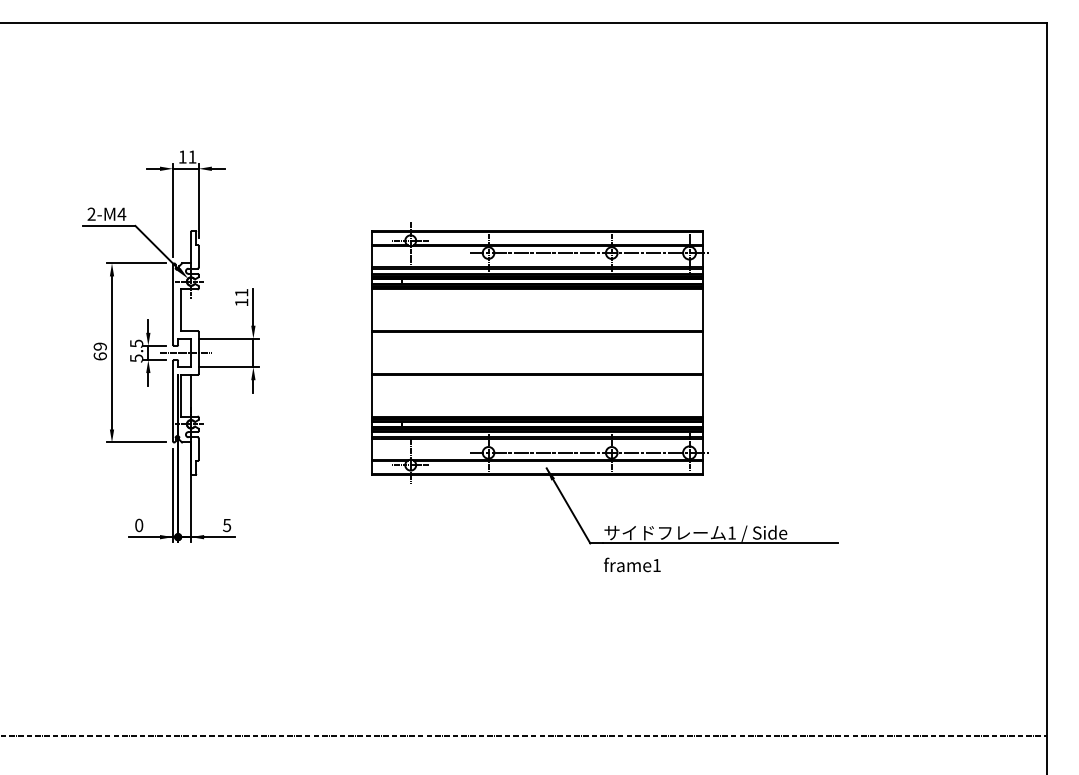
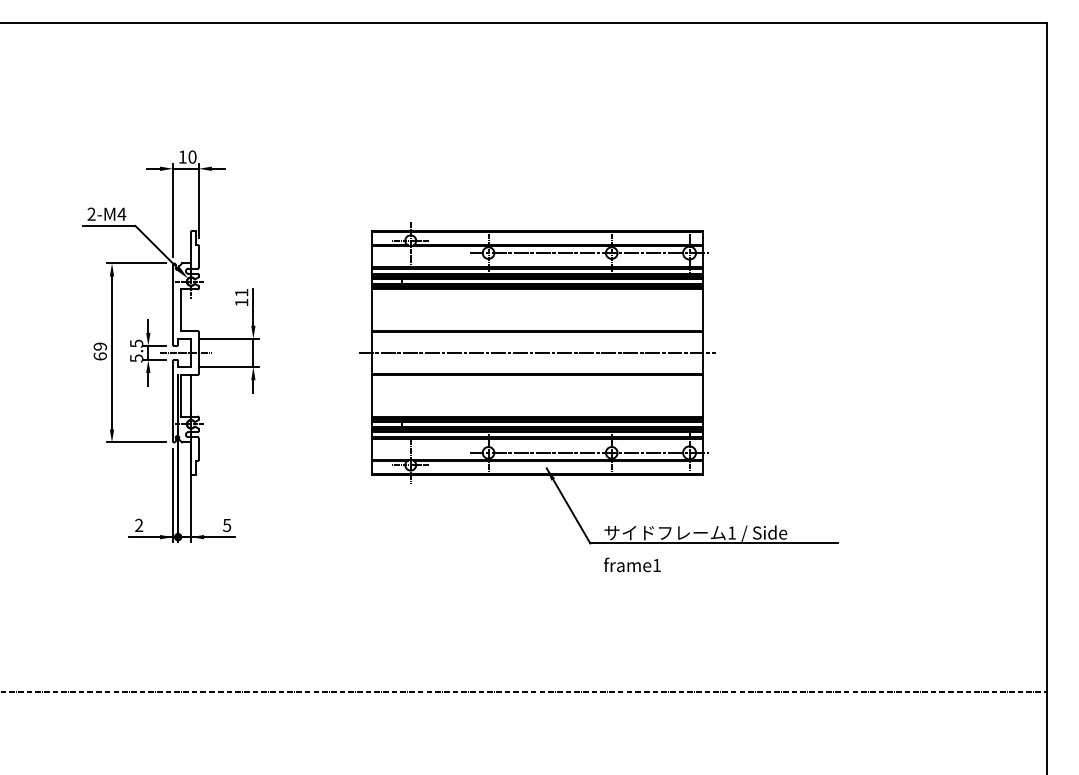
text: 11 -> 10 (192, 156)
line: none -> present (536, 352)
text: 0 -> 2 (139, 525)
line position: (524, 736) -> (524, 692) (524, 692)
